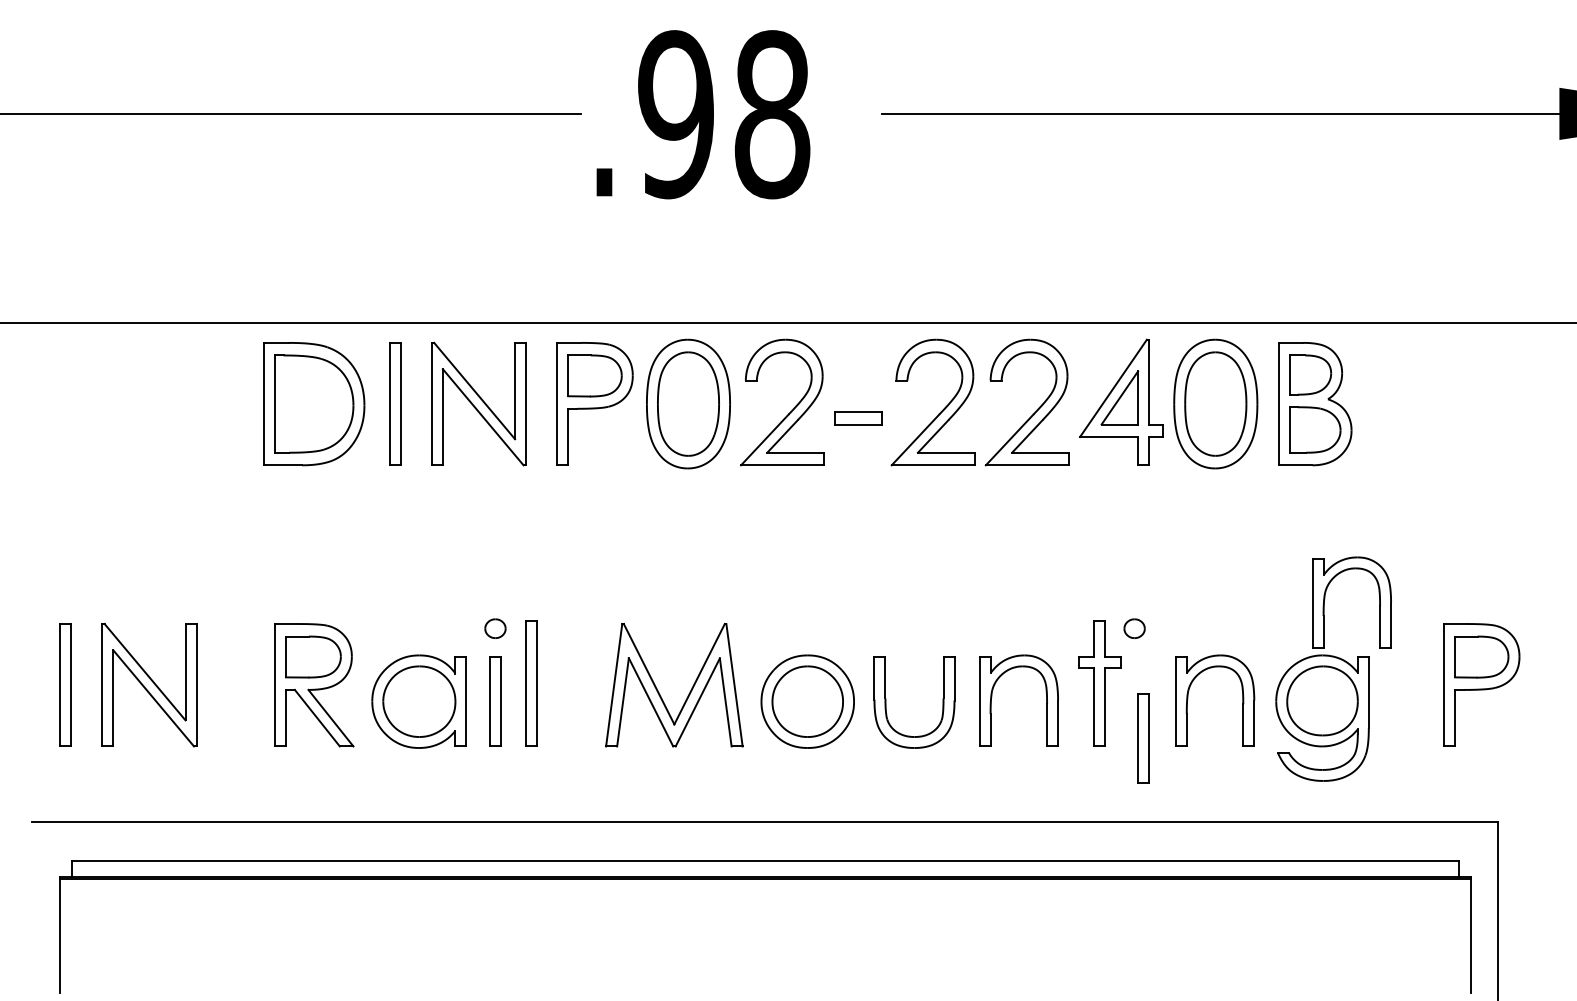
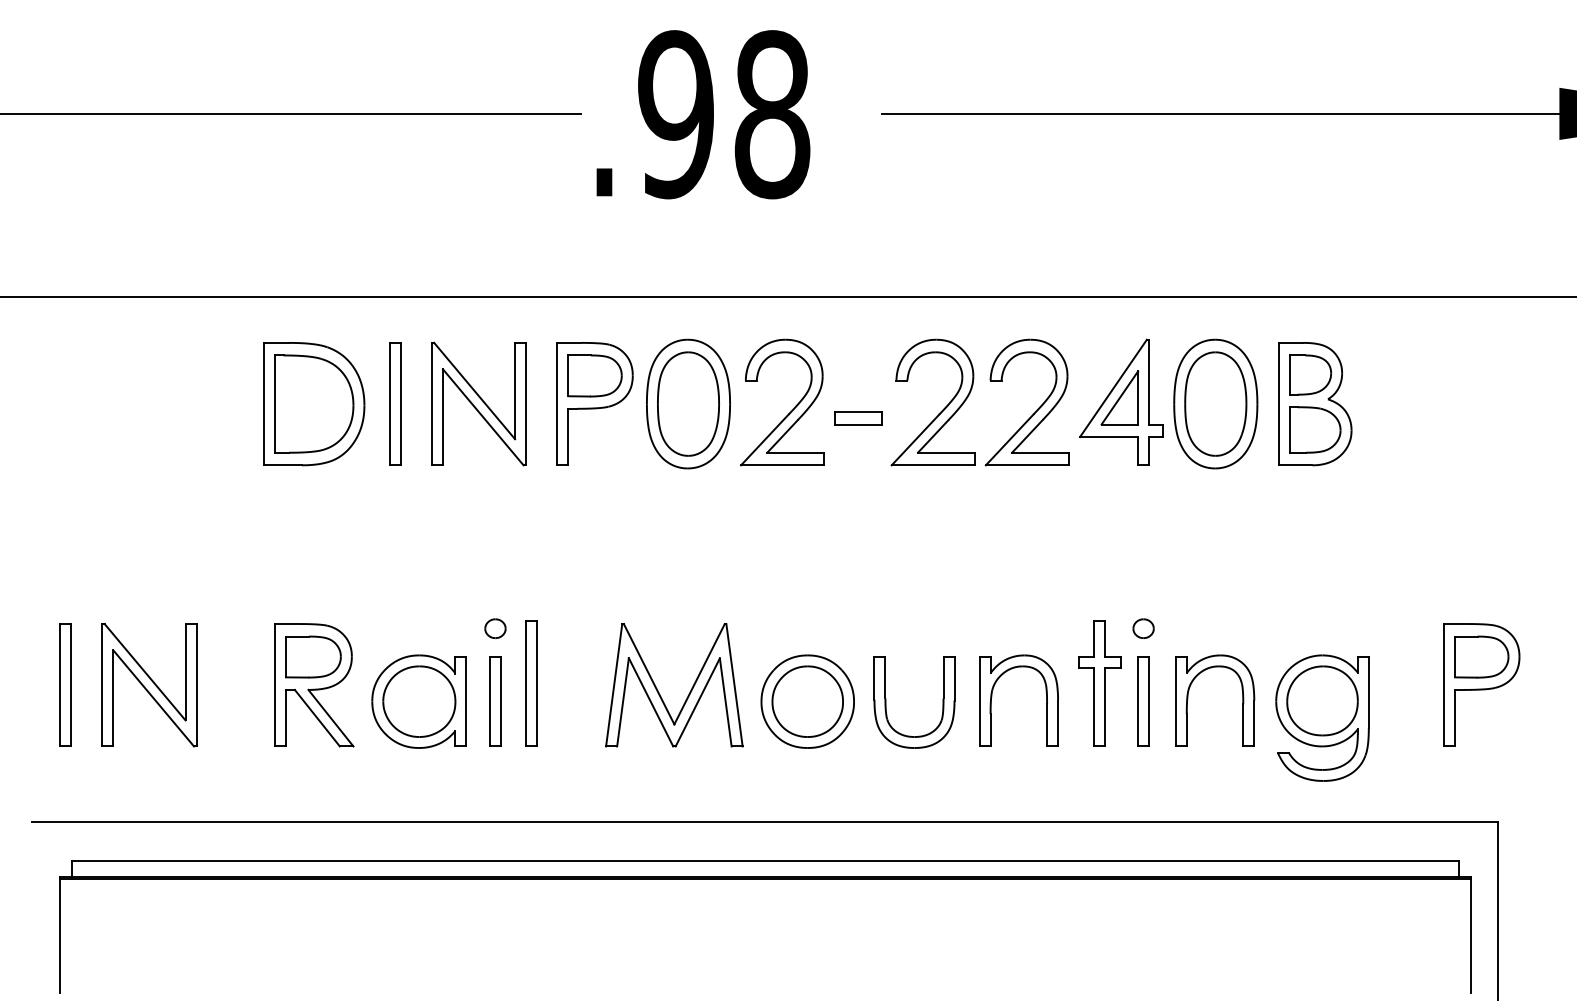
line position: (787, 323) -> (787, 297) (787, 297)
part: present -> none (1325, 599)
part position: (1134, 628) -> (1143, 628) (1143, 628)
part position: (1143, 738) -> (1143, 701) (1143, 701)
